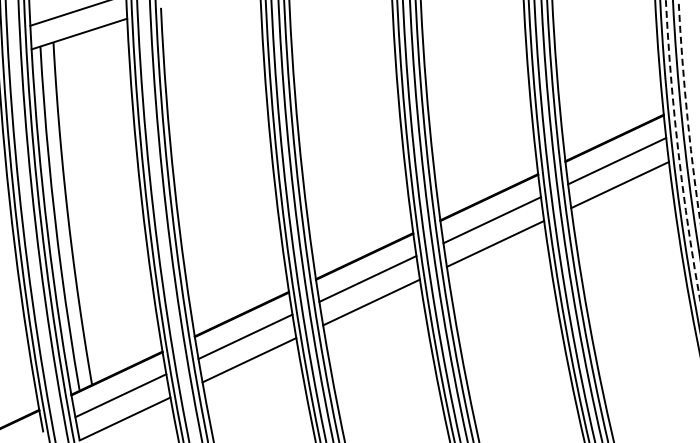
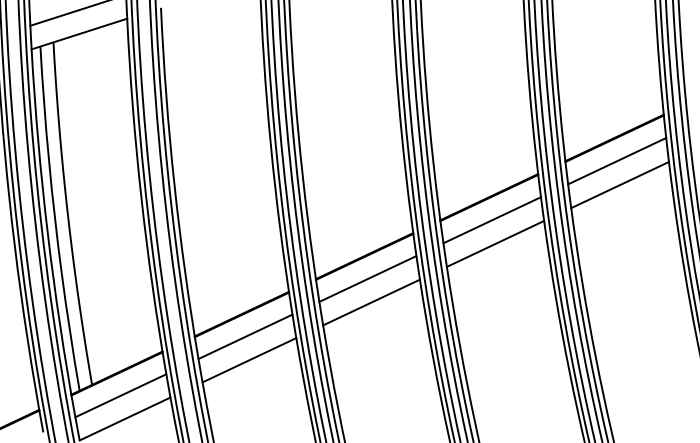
circle: dashed -> solid (688, 109)
circle: dashed -> solid (682, 149)
